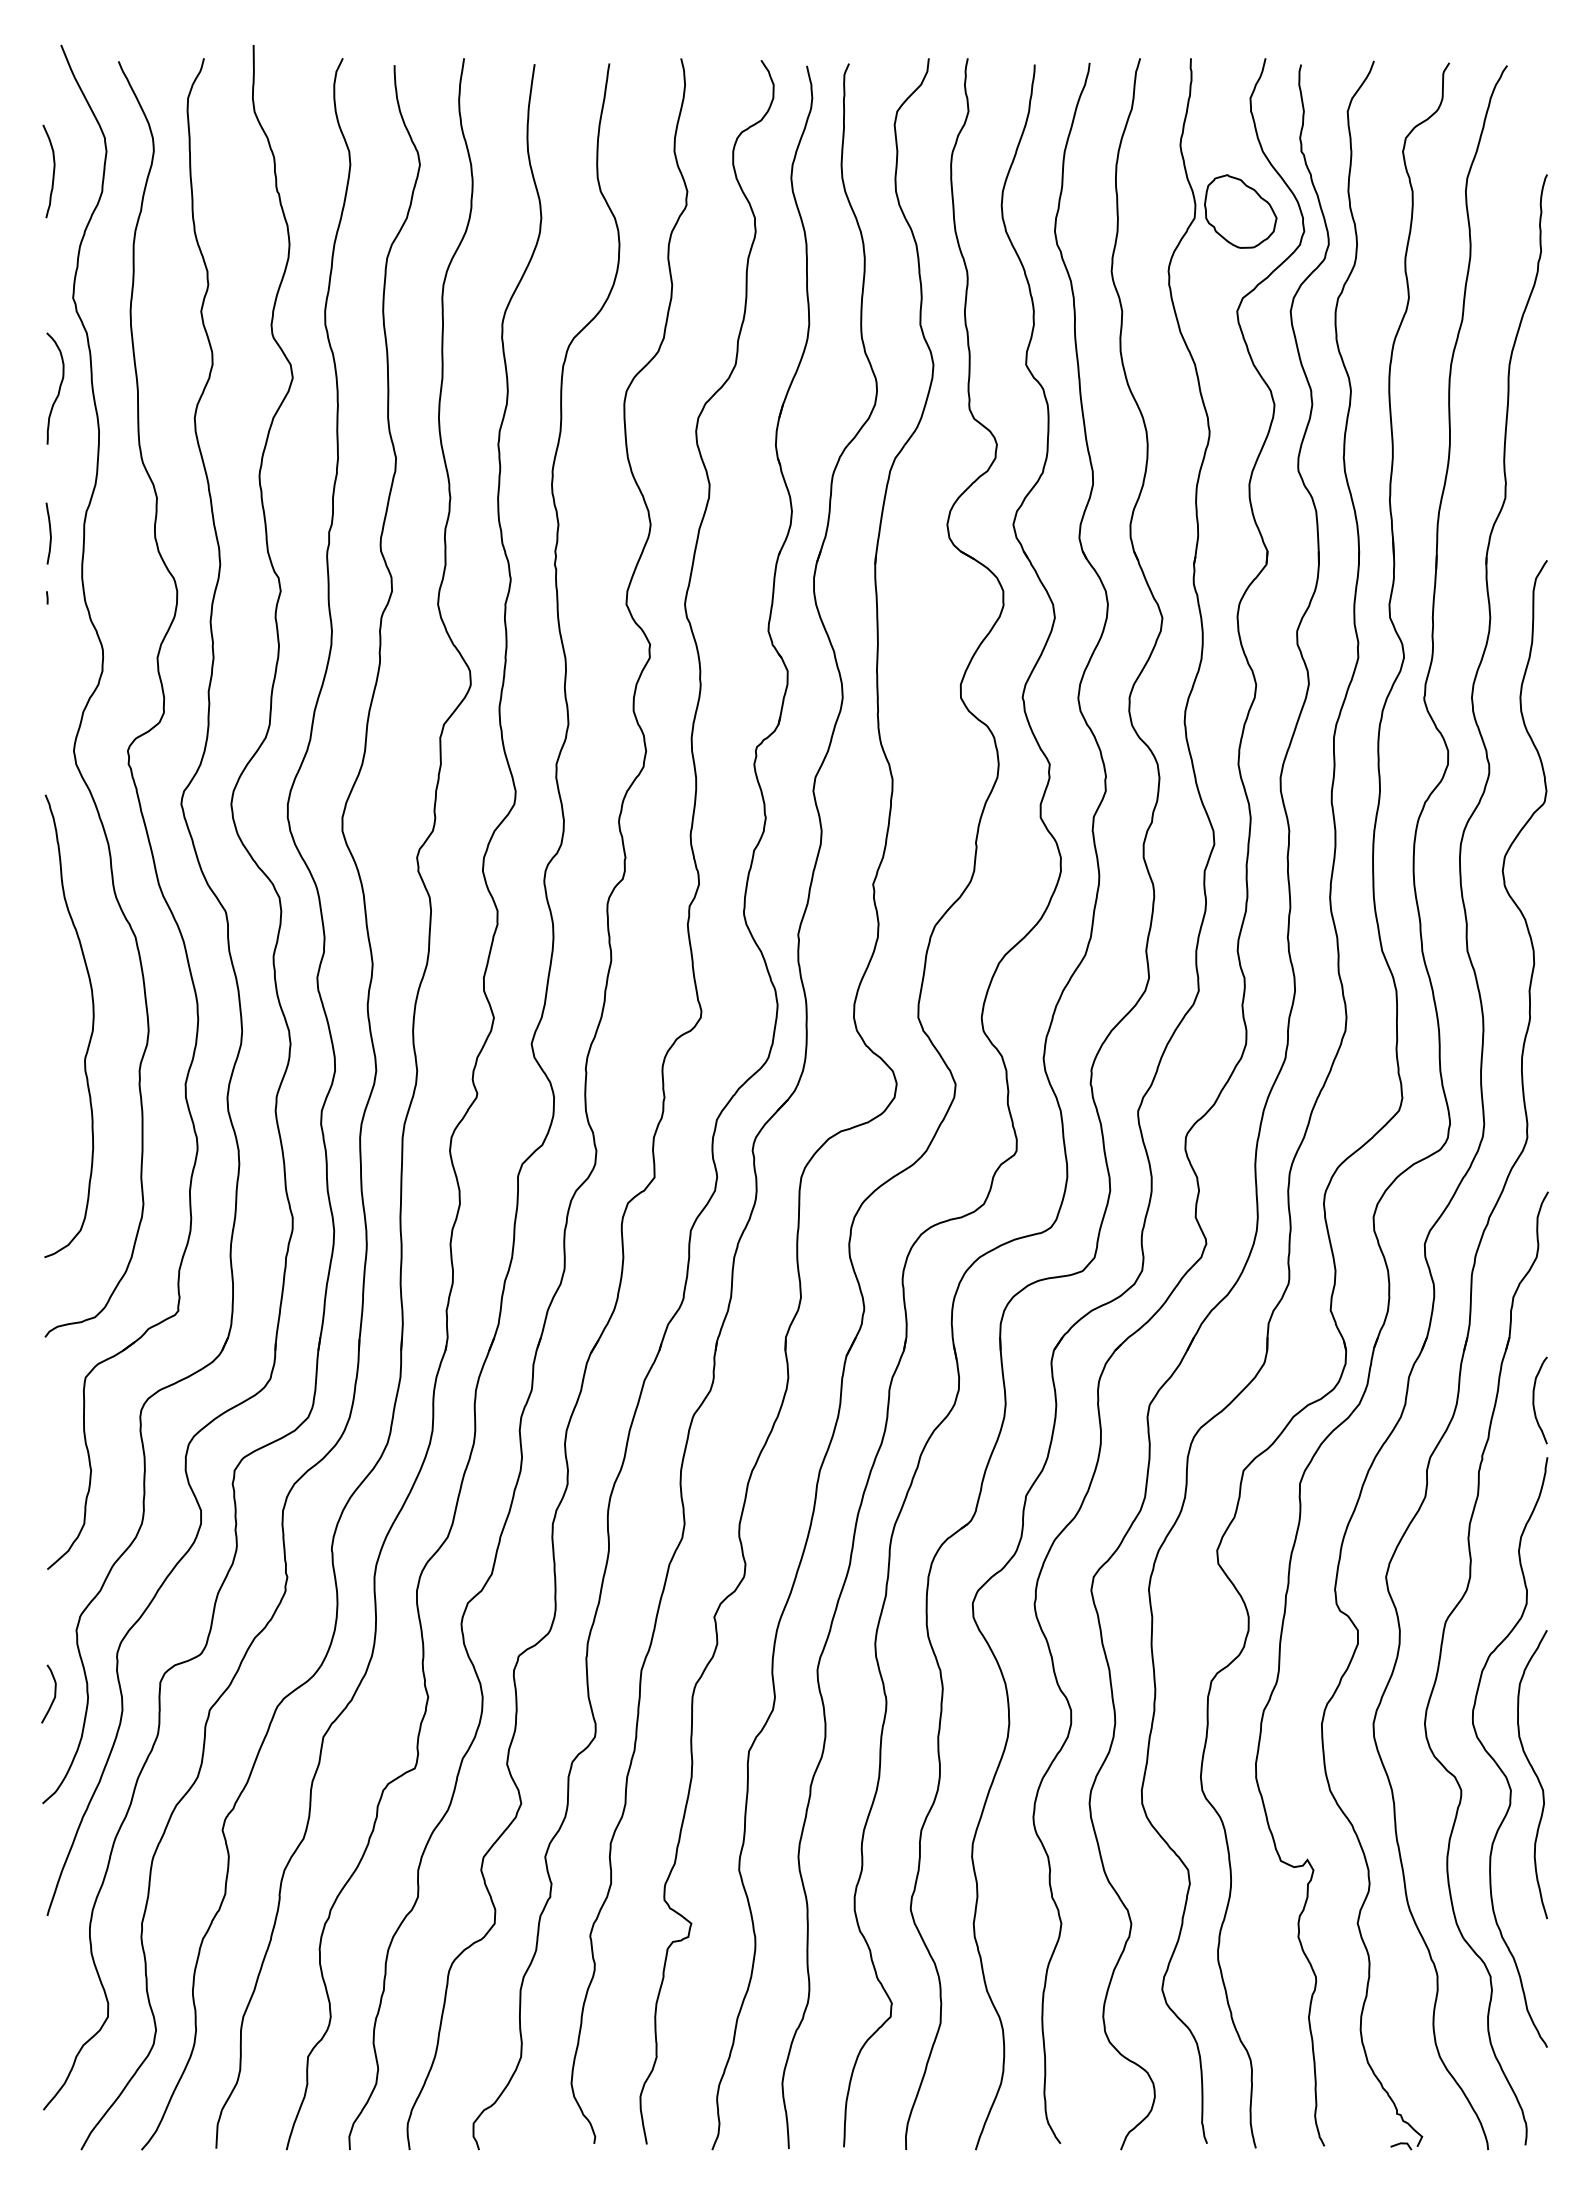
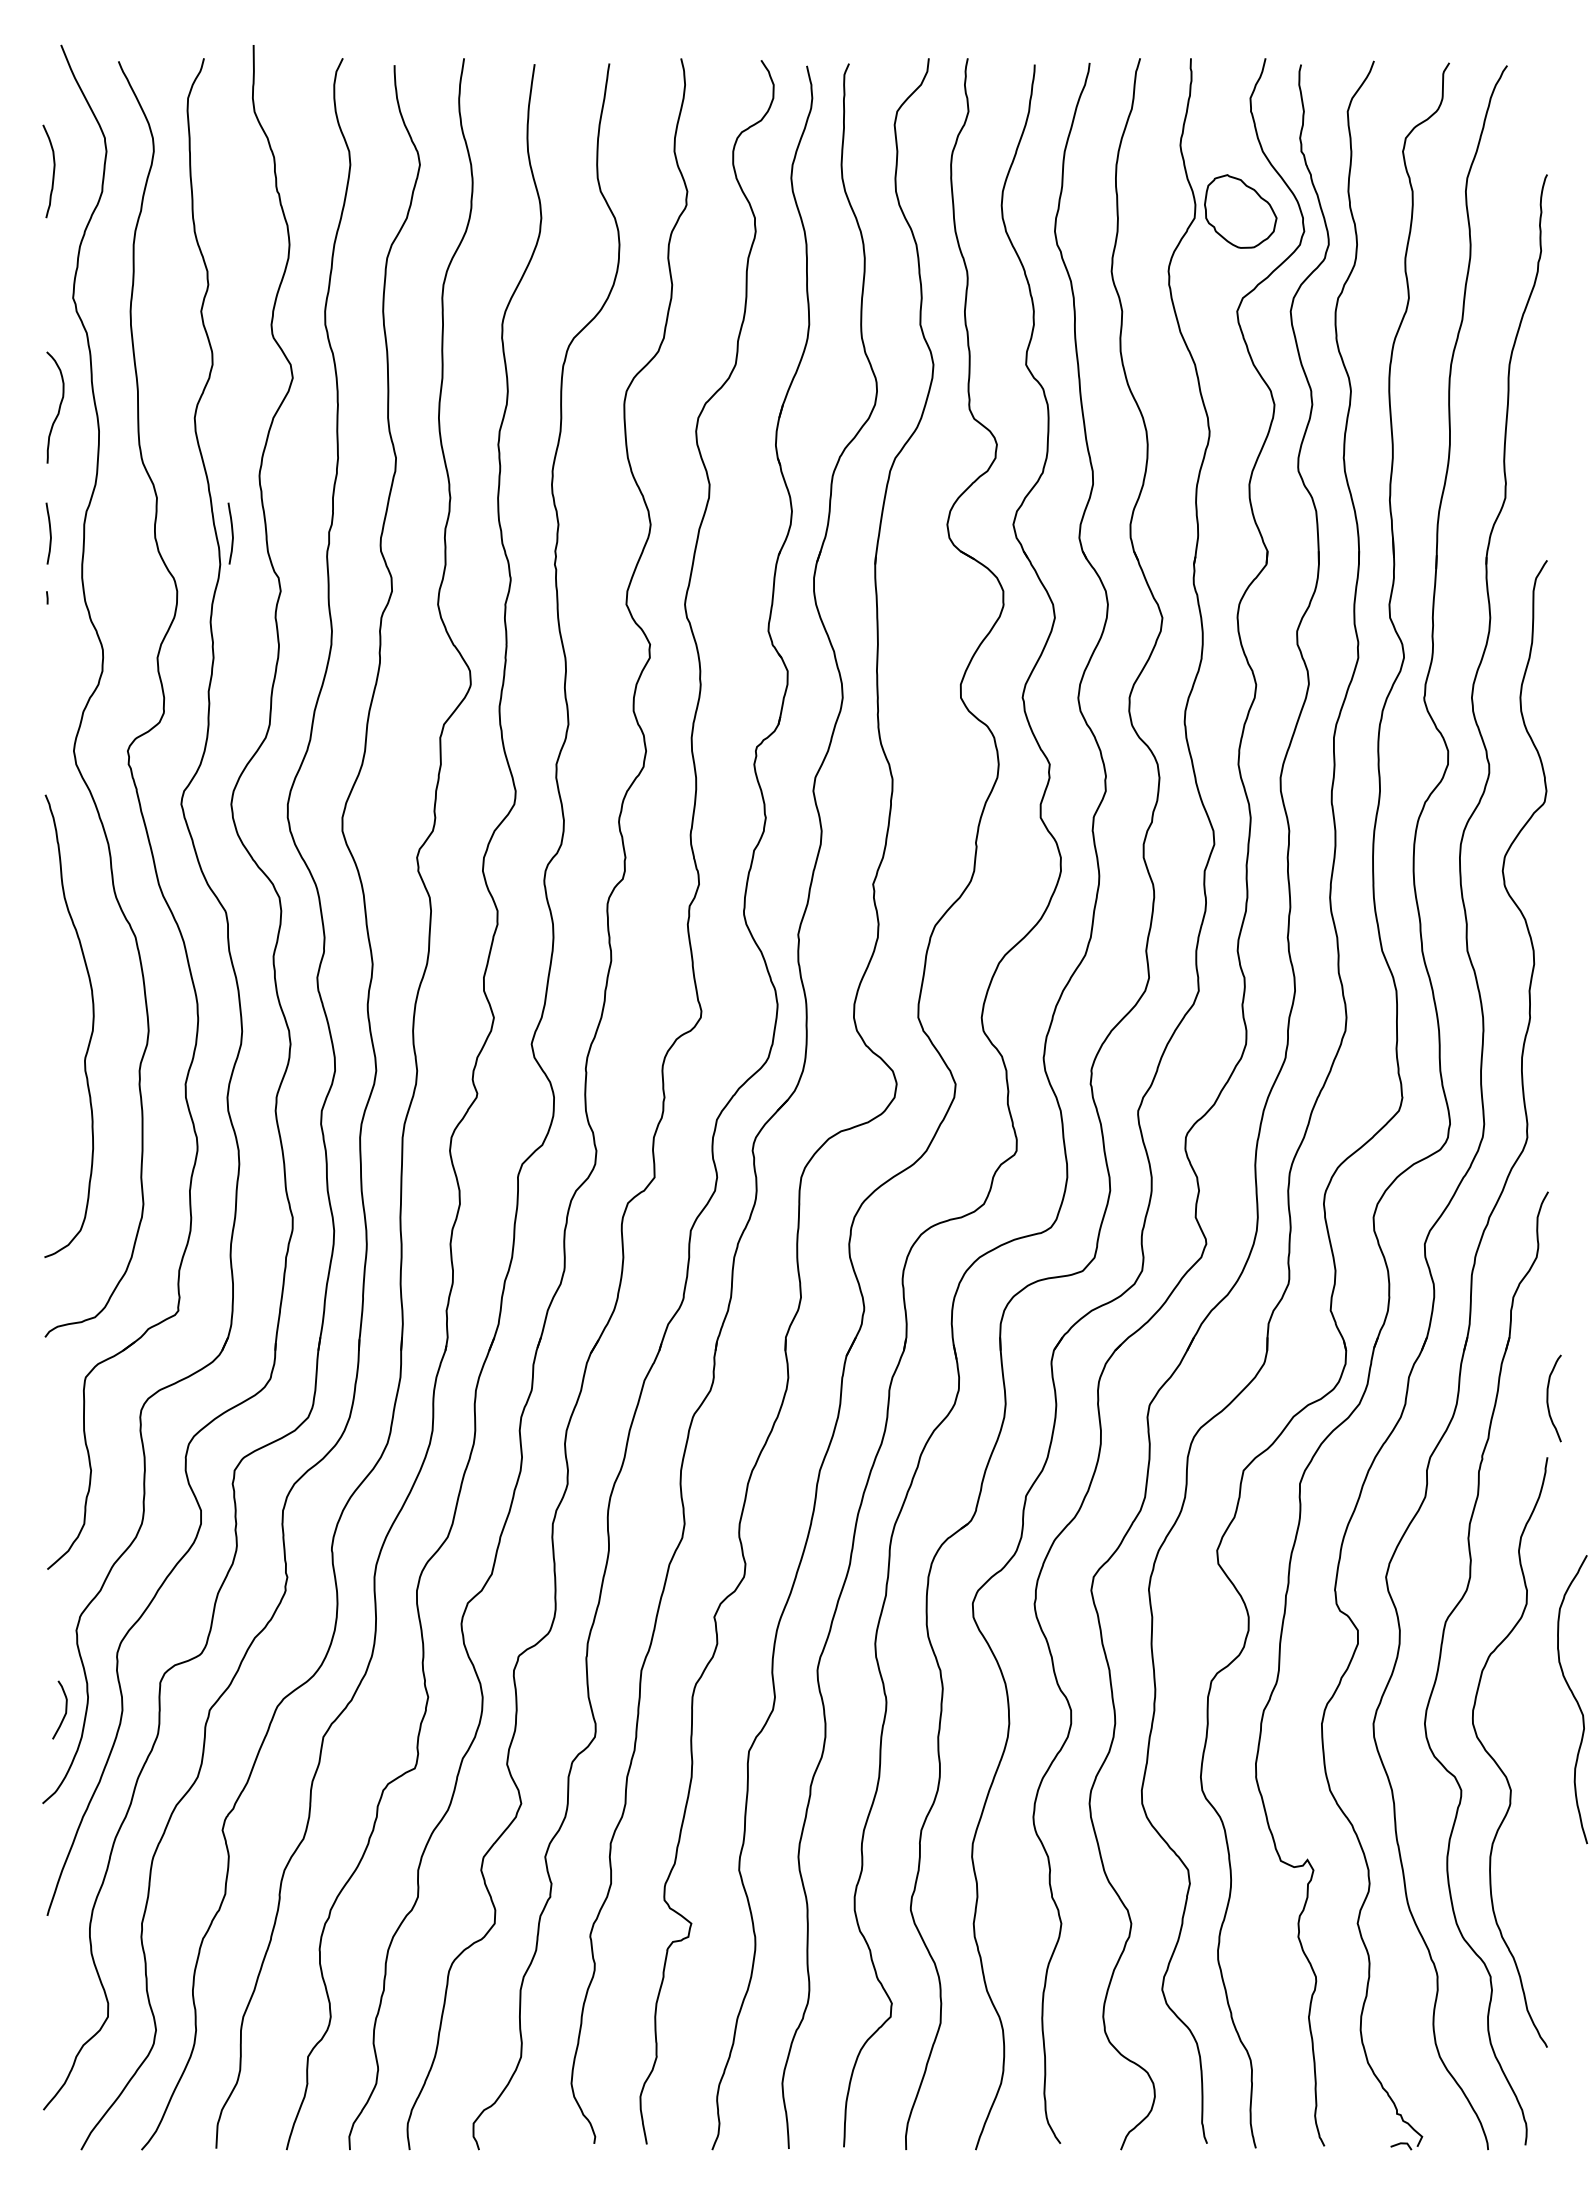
curve position: (58, 389) -> (58, 408) (58, 408)
curve: none -> present (231, 533)
curve position: (1534, 1400) -> (1548, 1398) (1548, 1398)
curve position: (54, 1693) -> (65, 1709) (65, 1709)
curve position: (1534, 1774) -> (1574, 1699) (1574, 1699)
